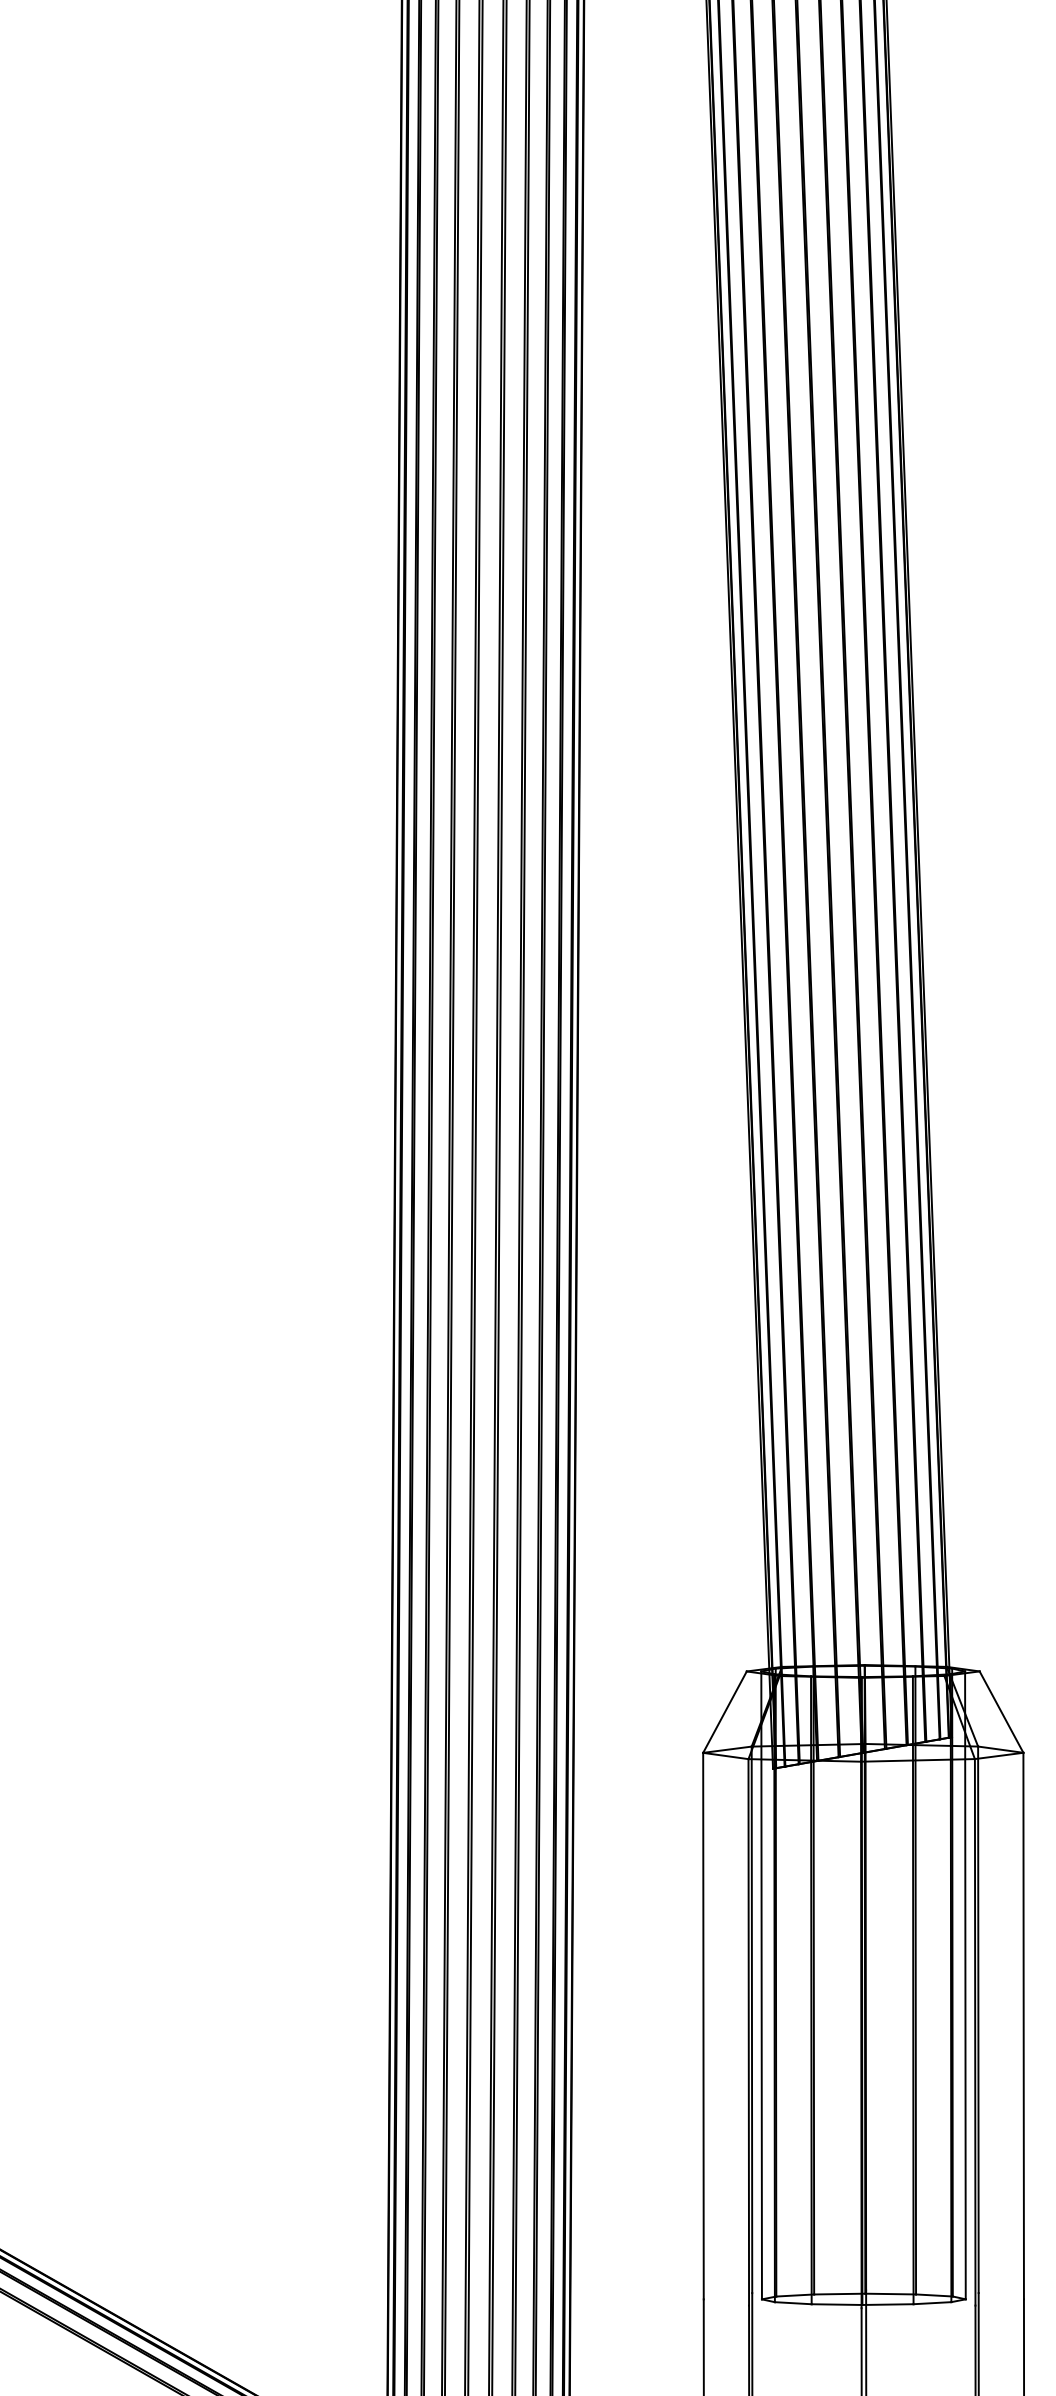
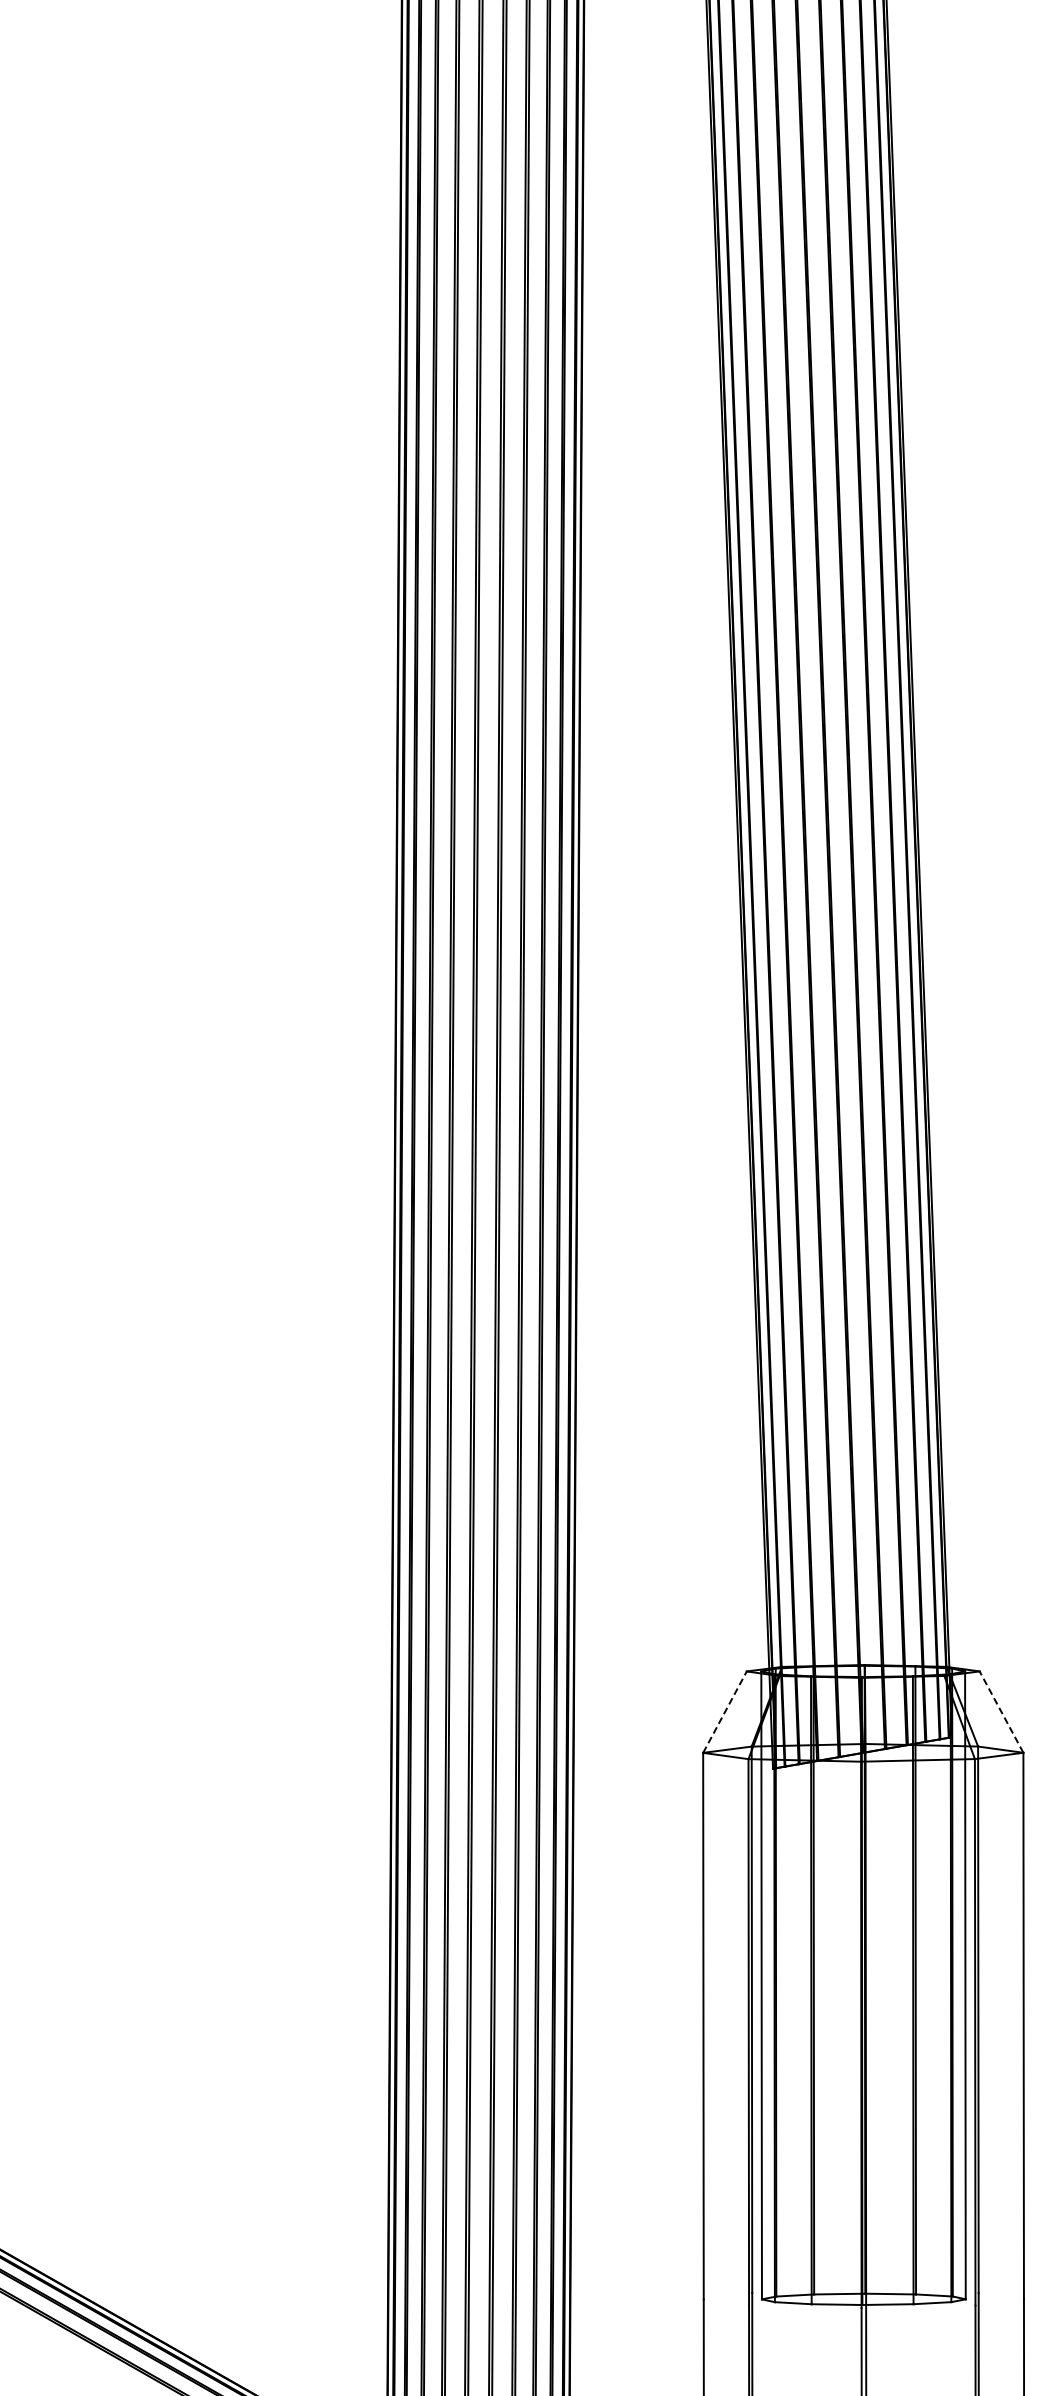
line: solid -> dashed (725, 1711)
line: solid -> dashed (1001, 1711)
